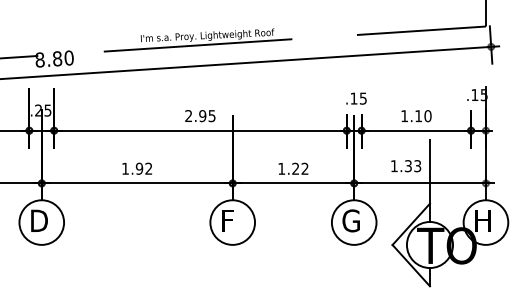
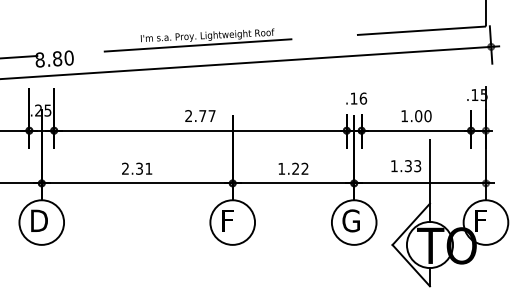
text: .15 -> .16 (363, 98)
text: 2.95 -> 2.77 (207, 116)
text: 1.10 -> 1.00 (418, 116)
text: 1.92 -> 2.31 (136, 168)
text: H -> F (484, 220)
